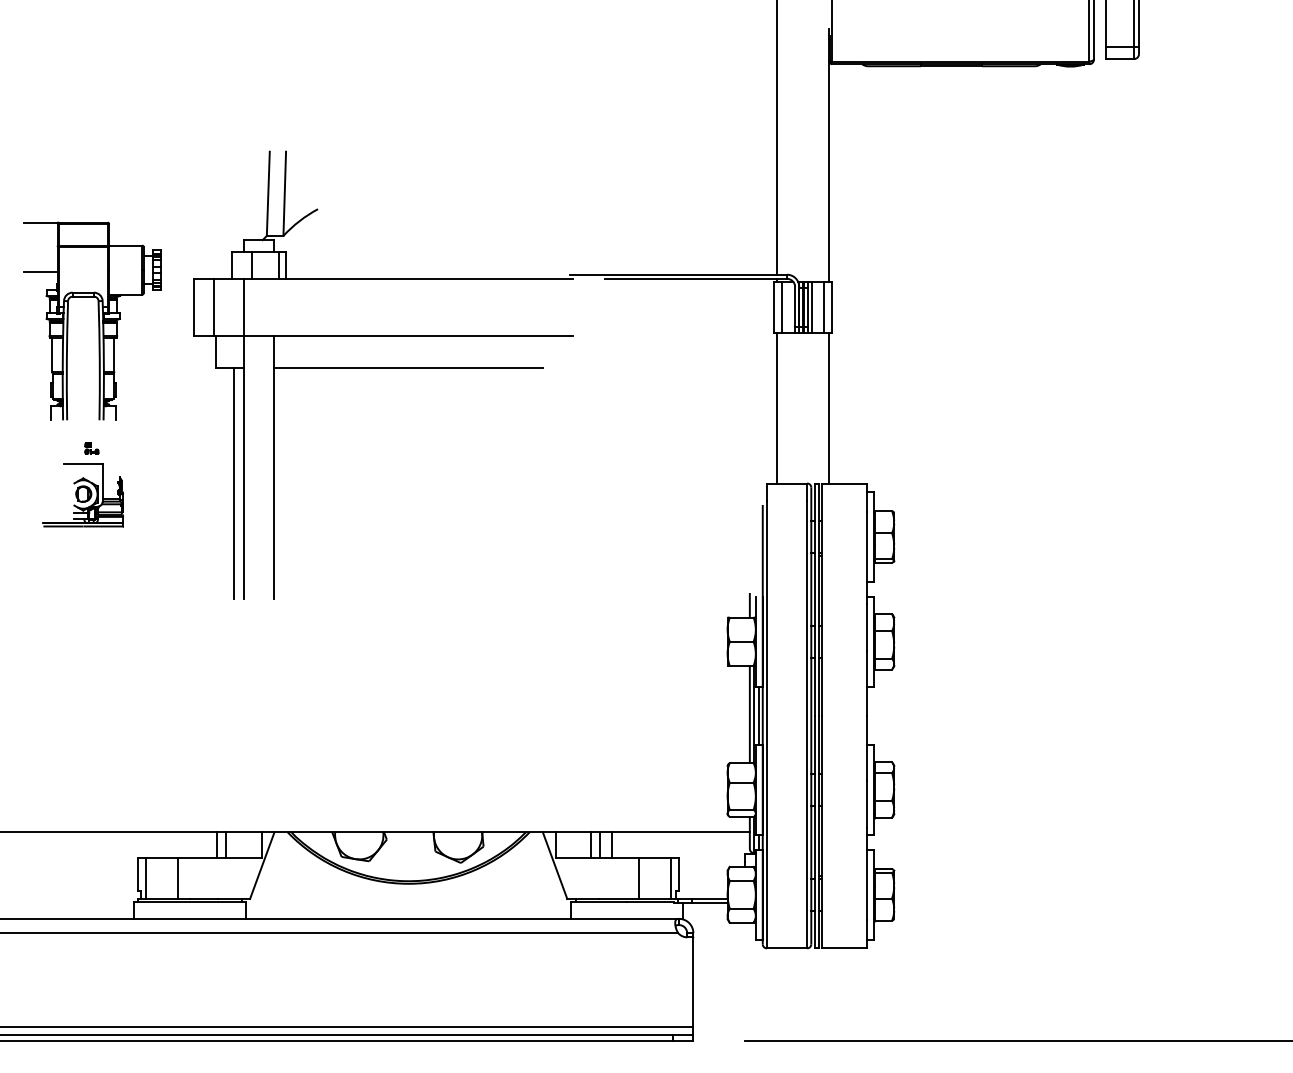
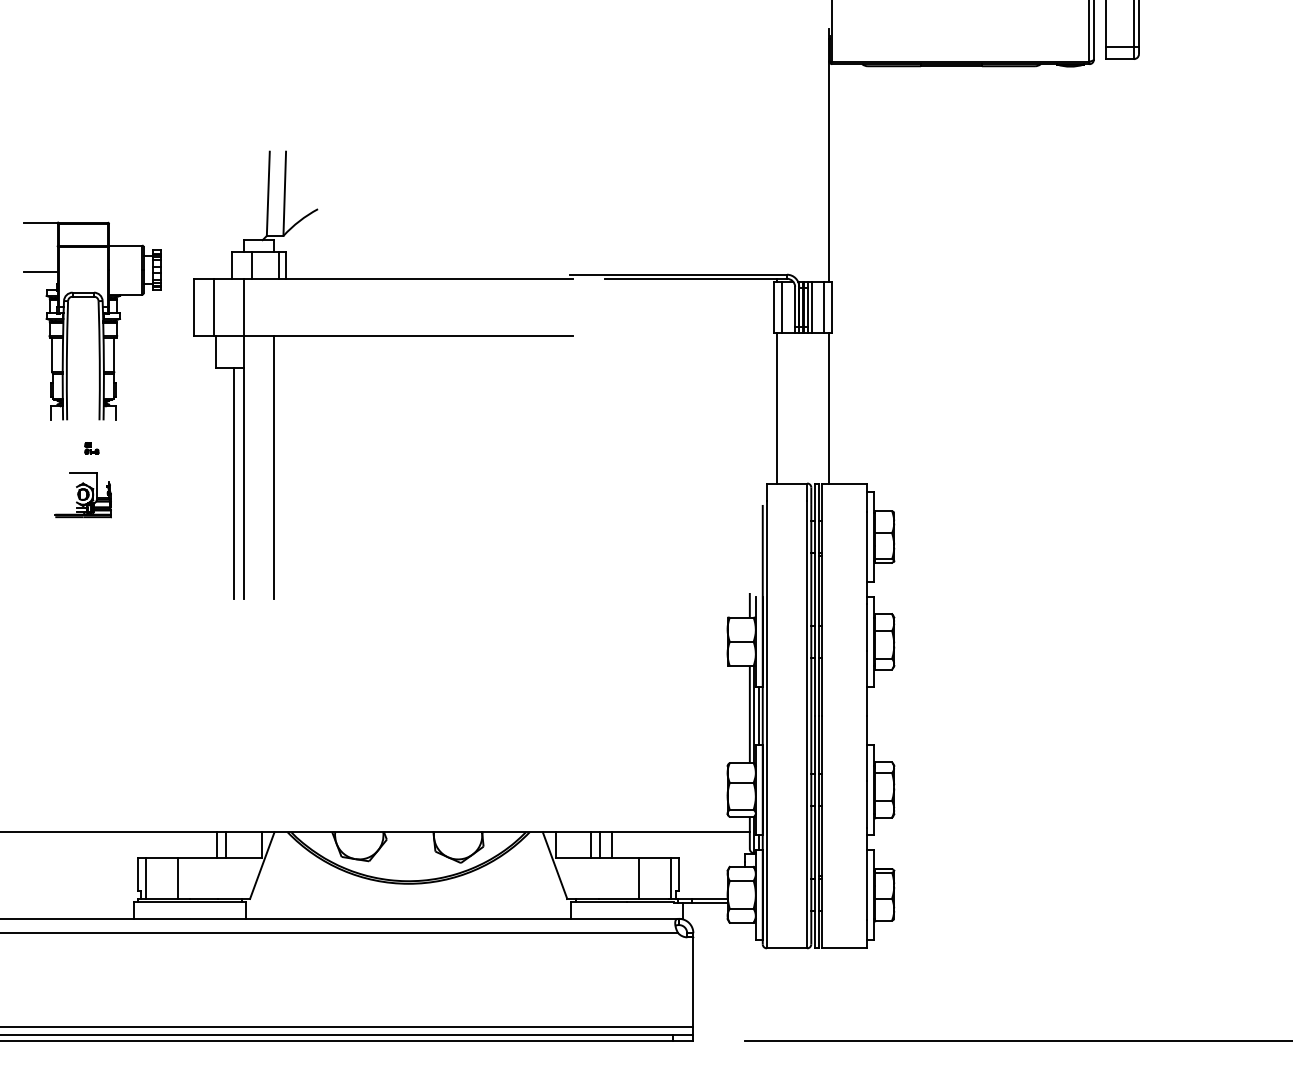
line: present -> none (776, 138)
line: present -> none (408, 368)
part size: 82x65 px -> 58x47 px (82, 495)
